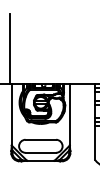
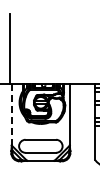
line: solid -> dashed (11, 114)
